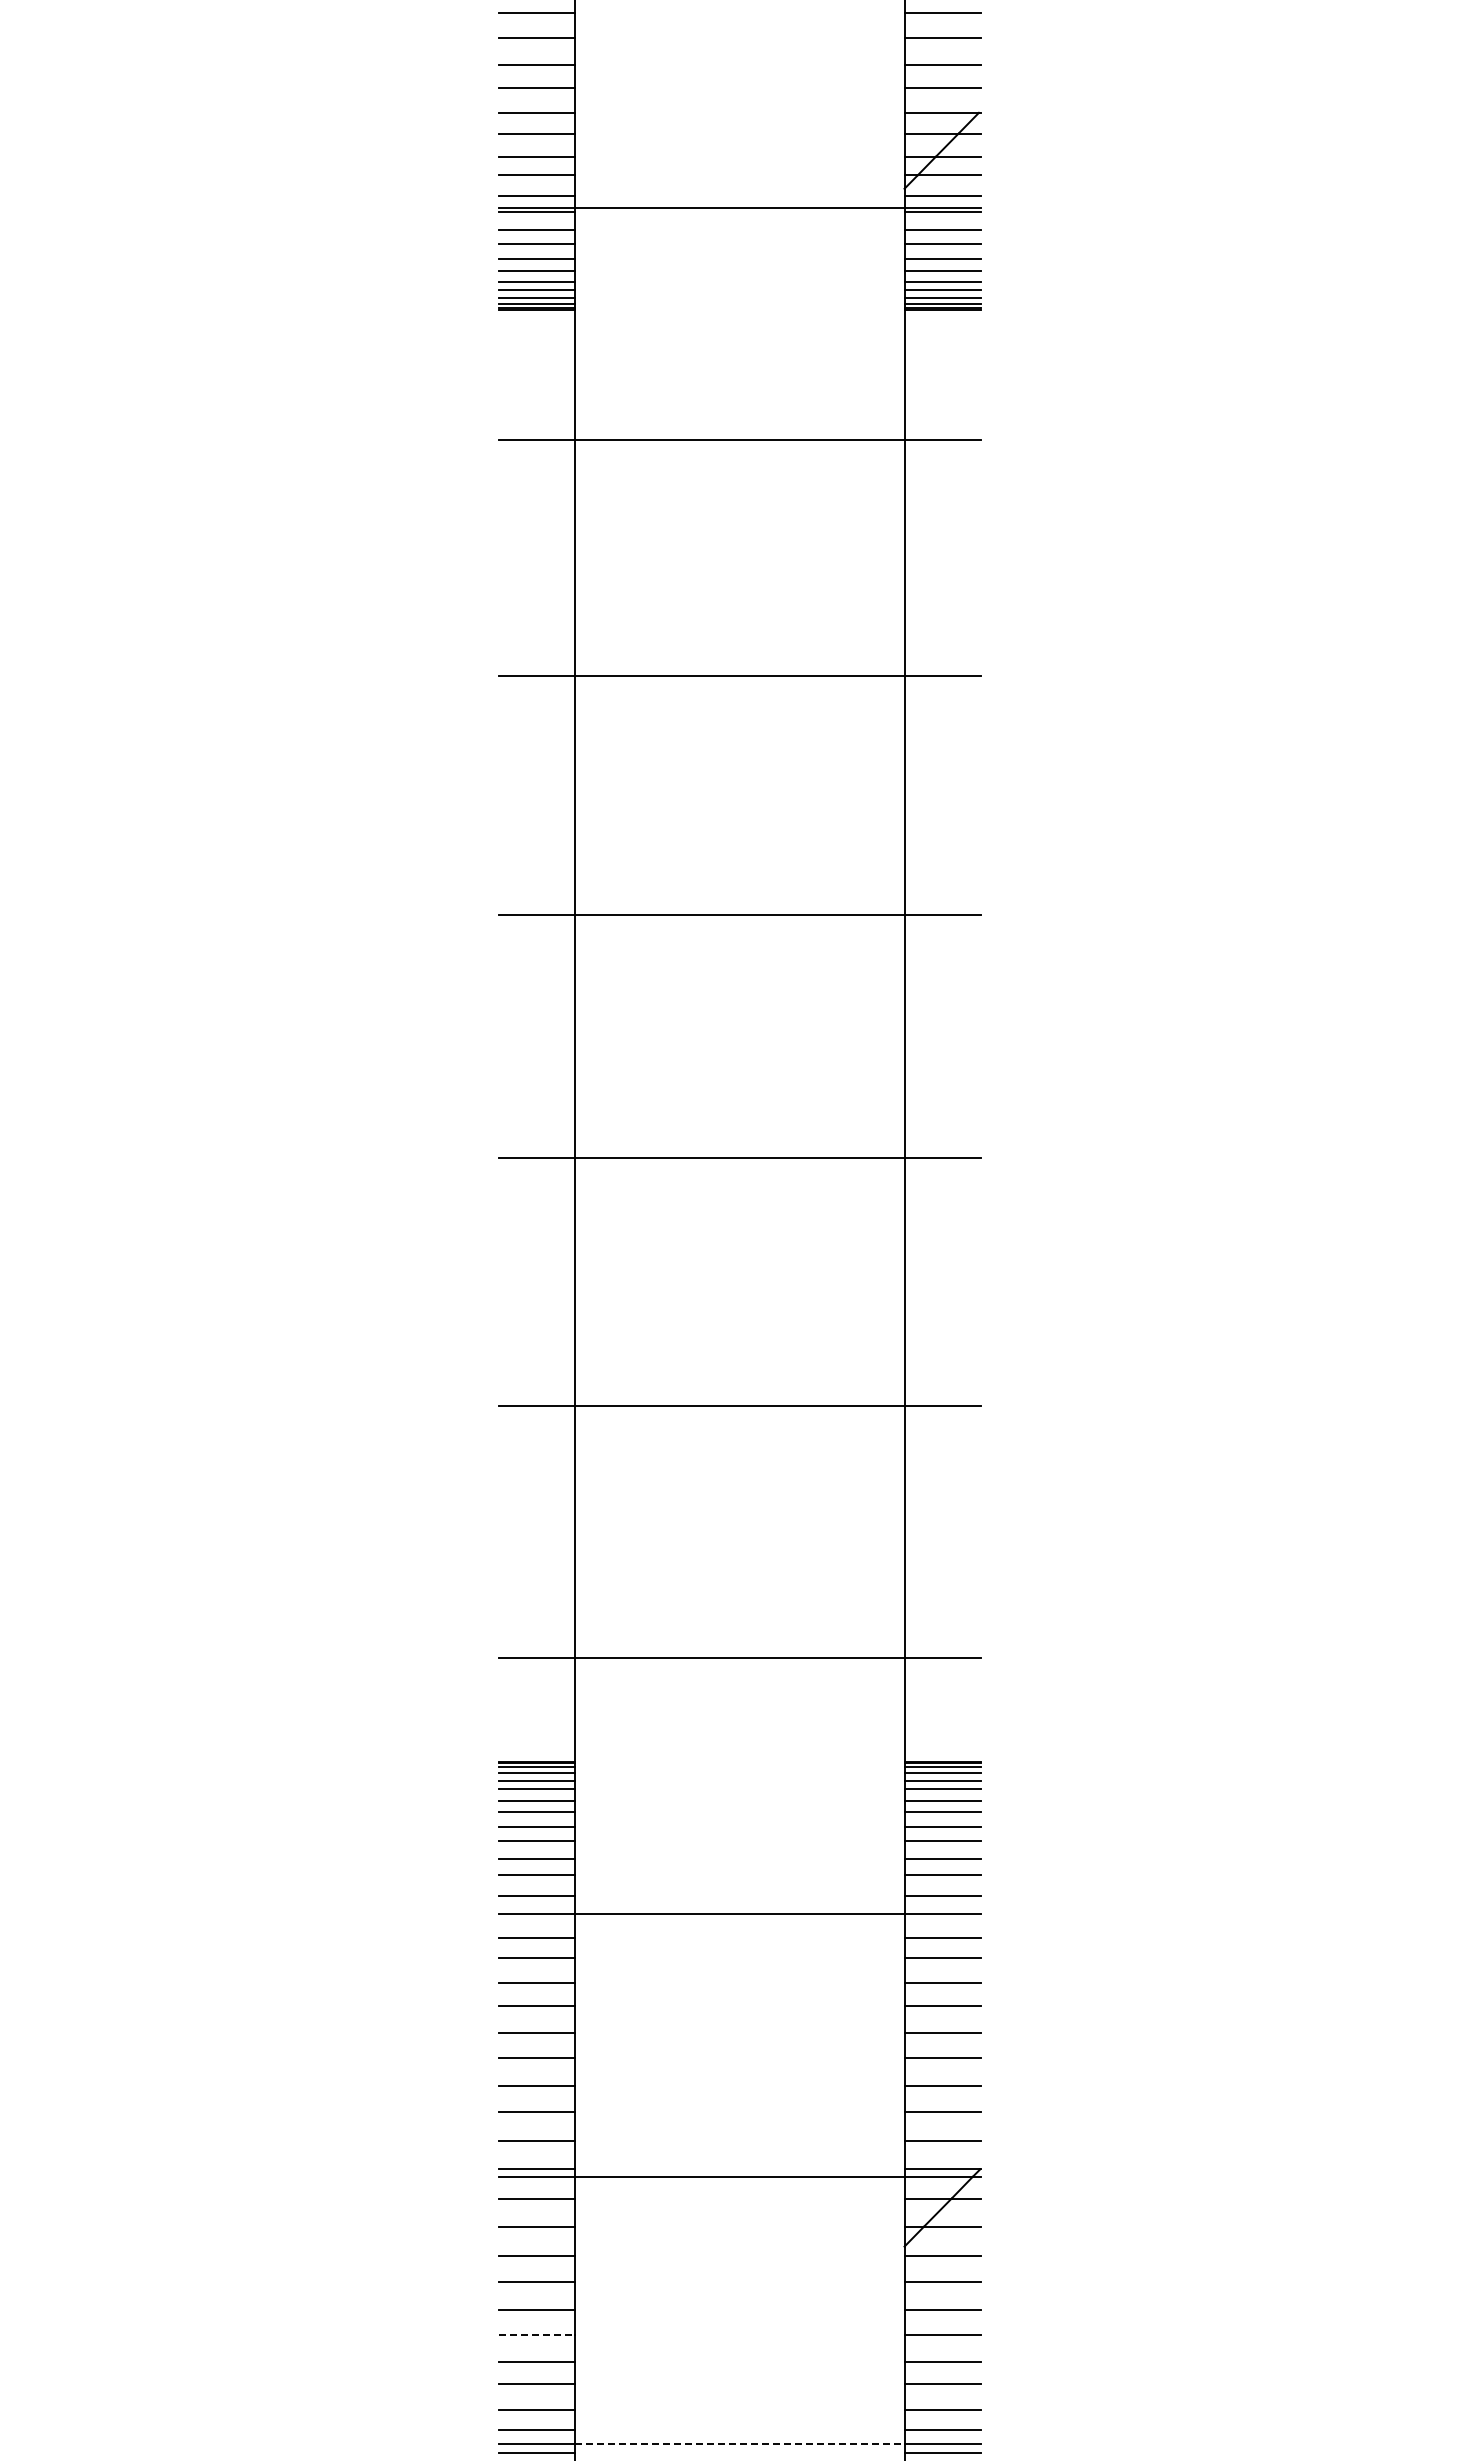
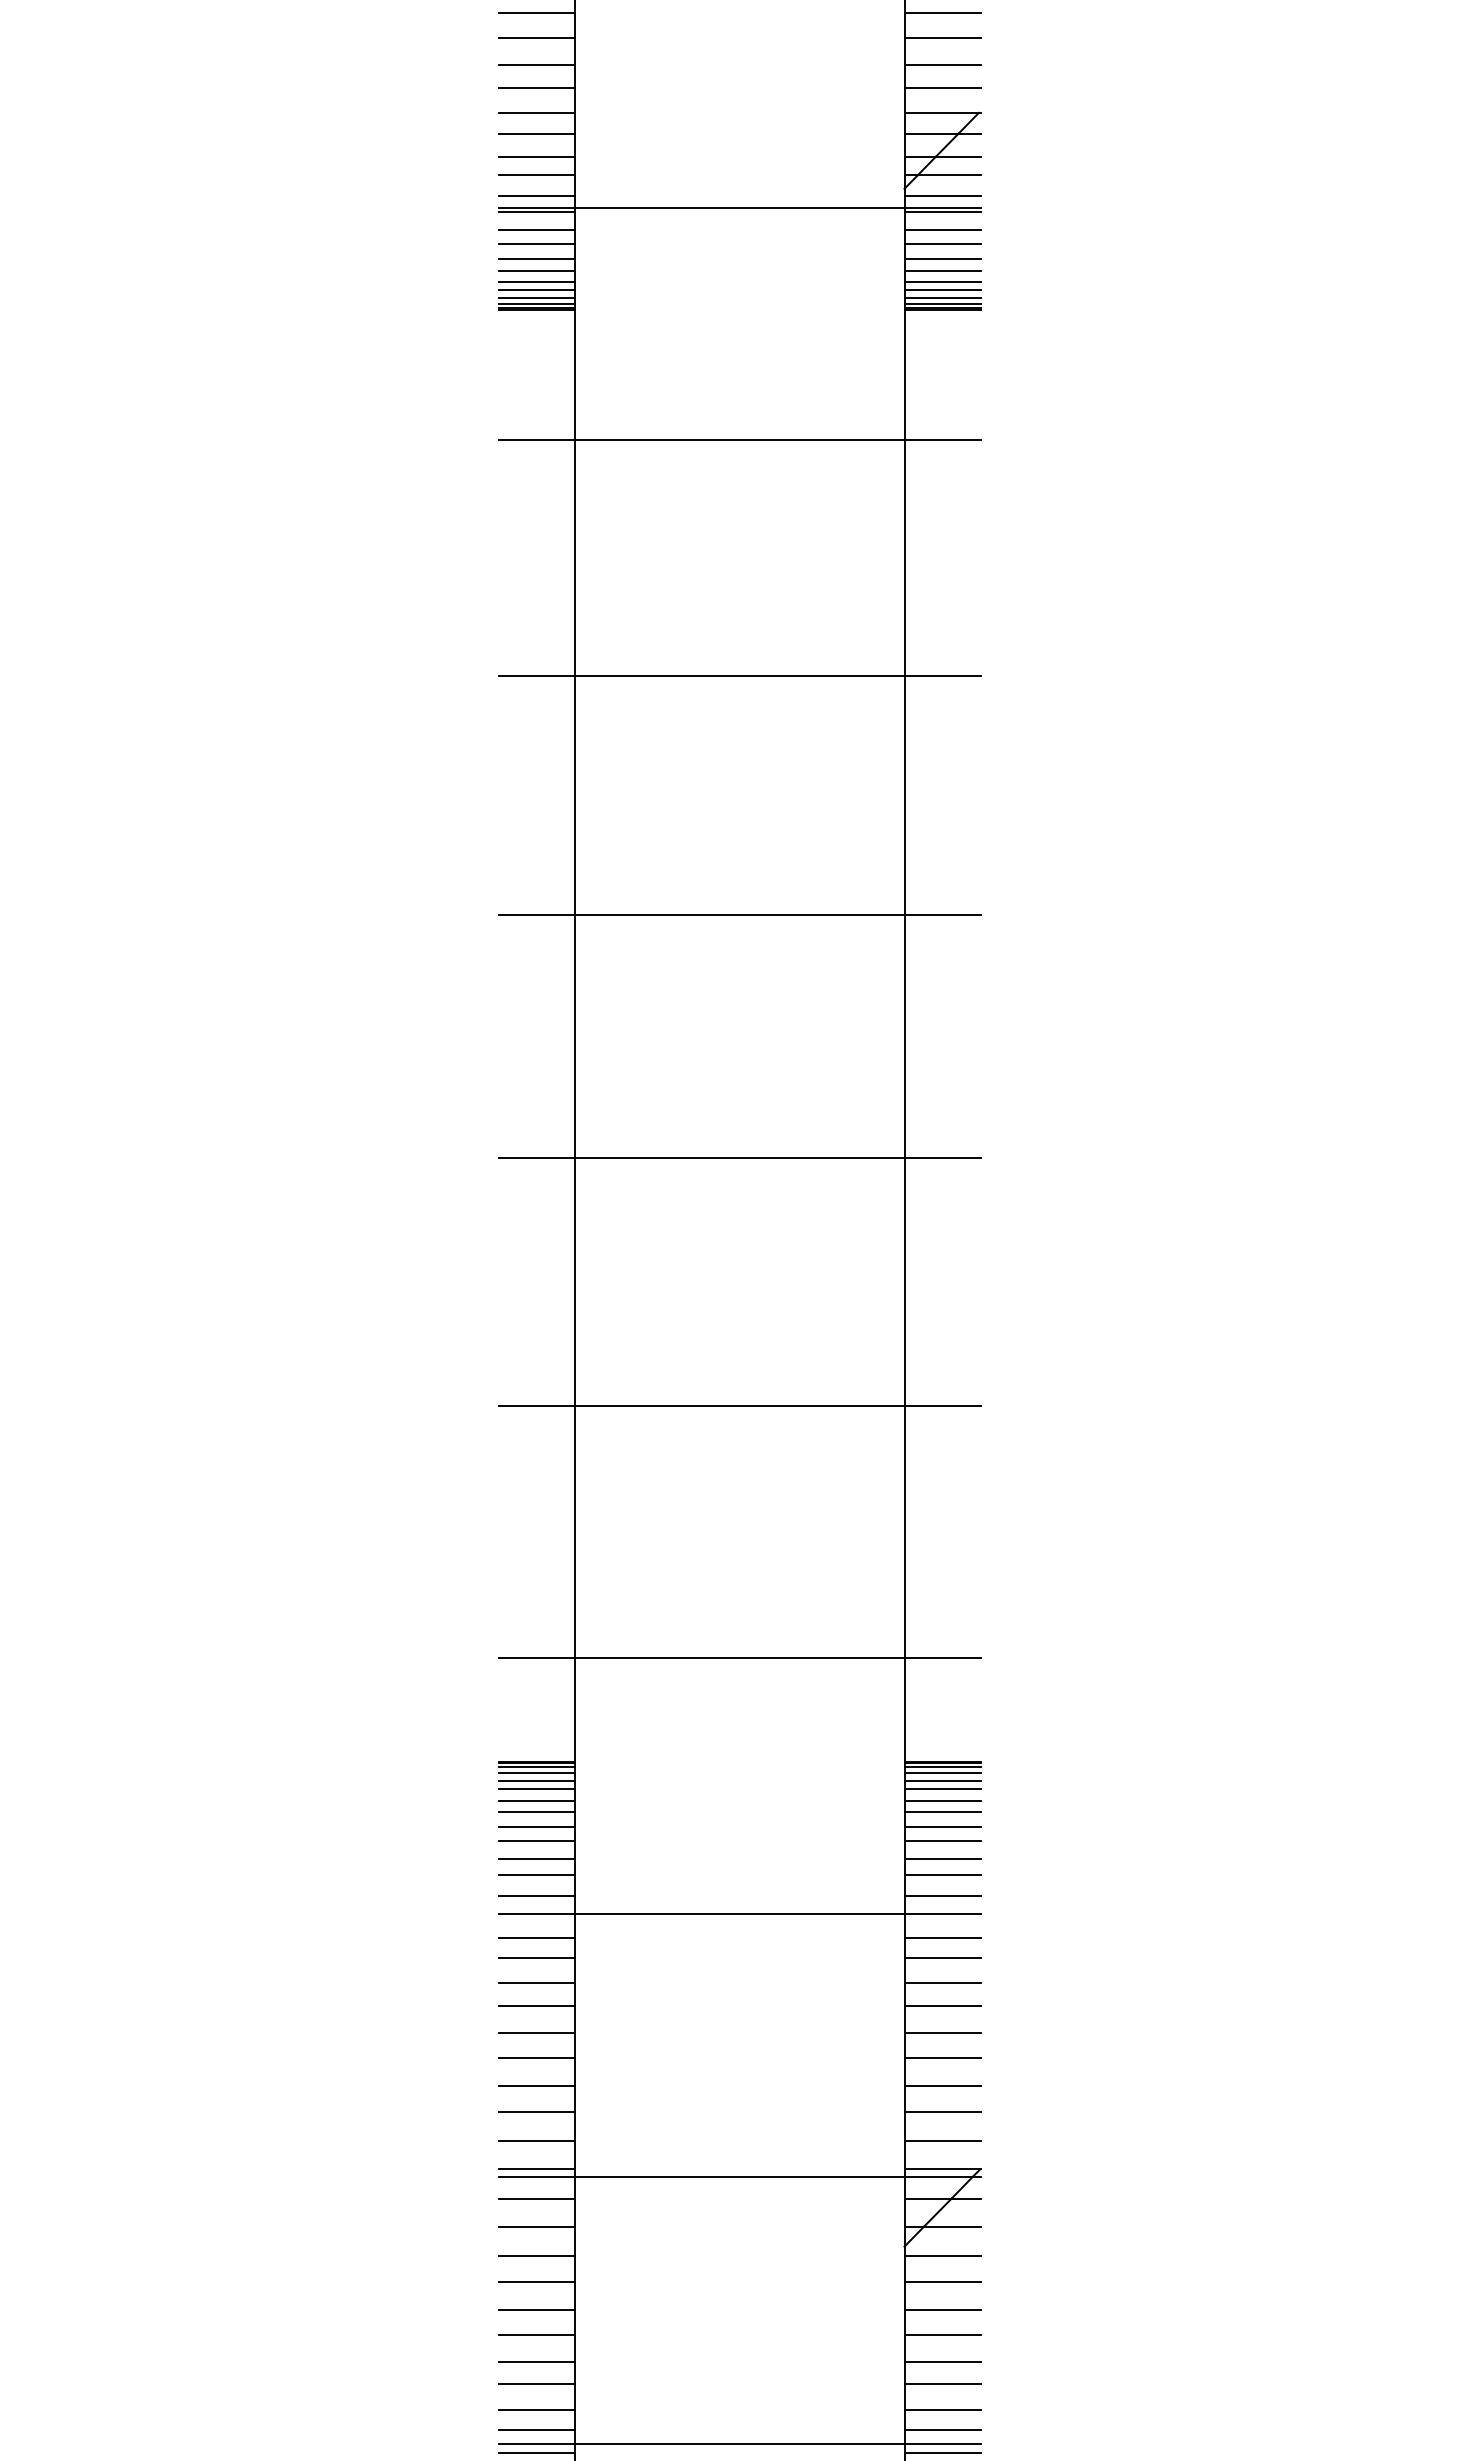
line: dashed -> solid (537, 2334)
line: dashed -> solid (739, 2444)
